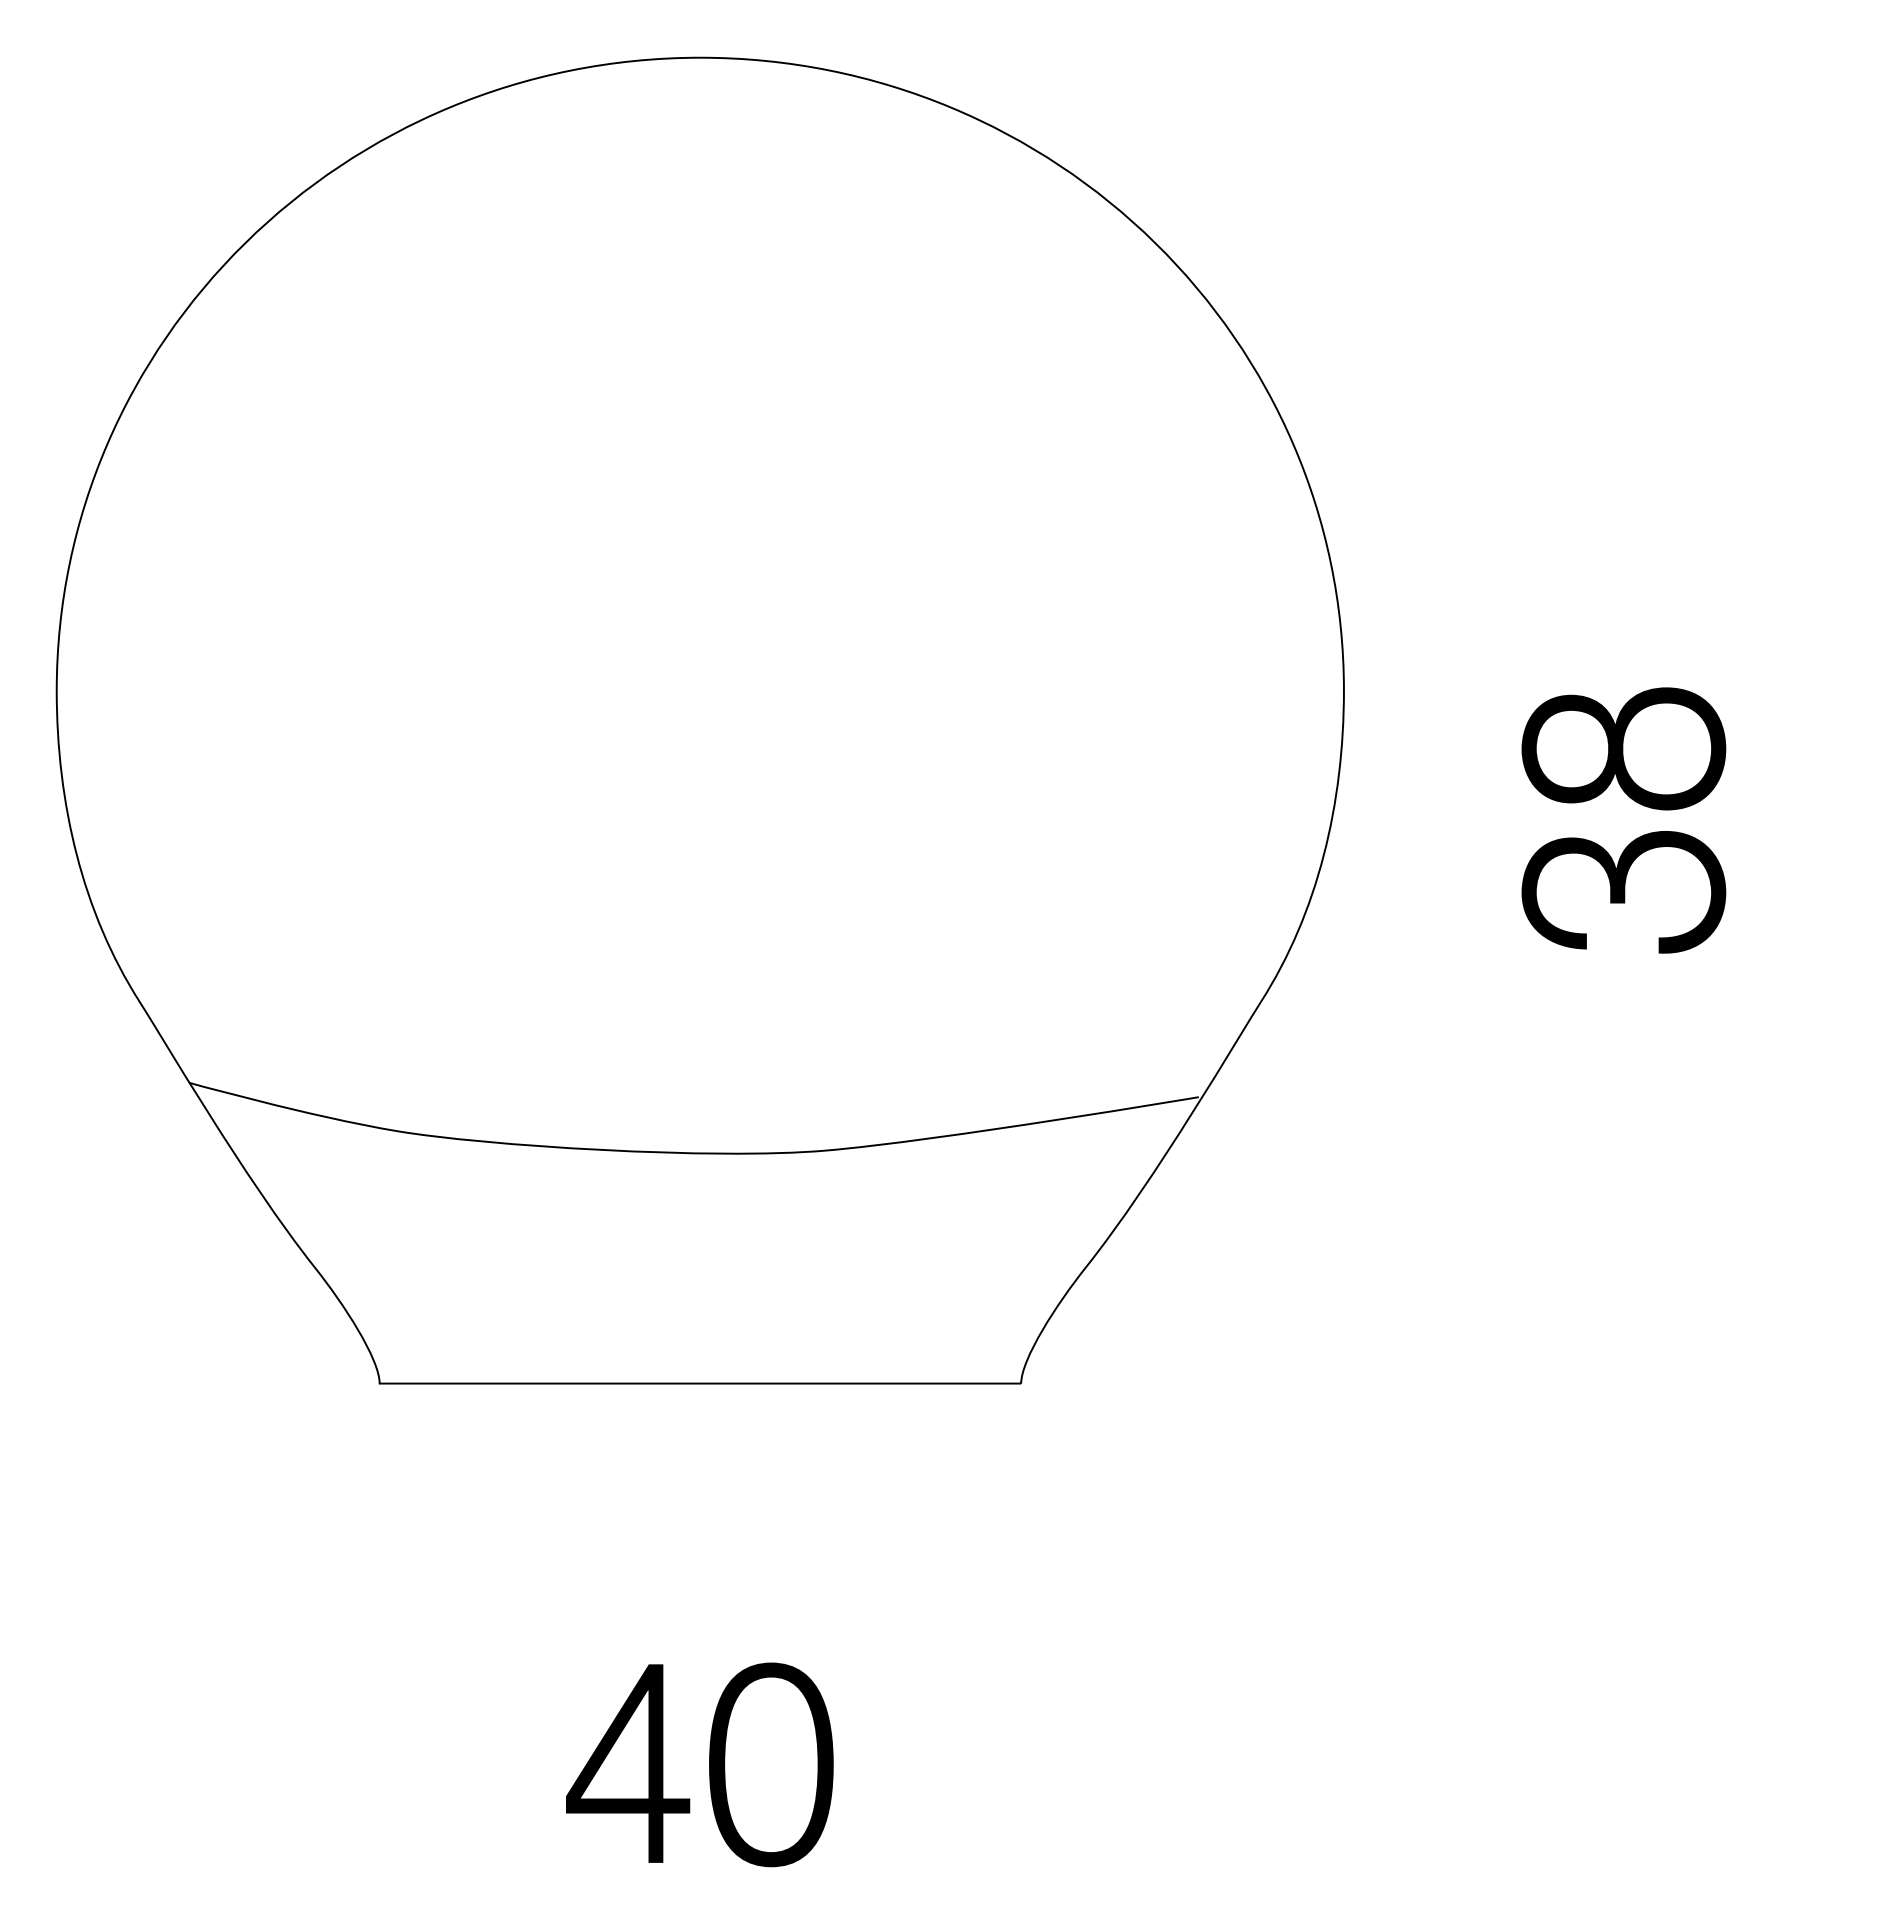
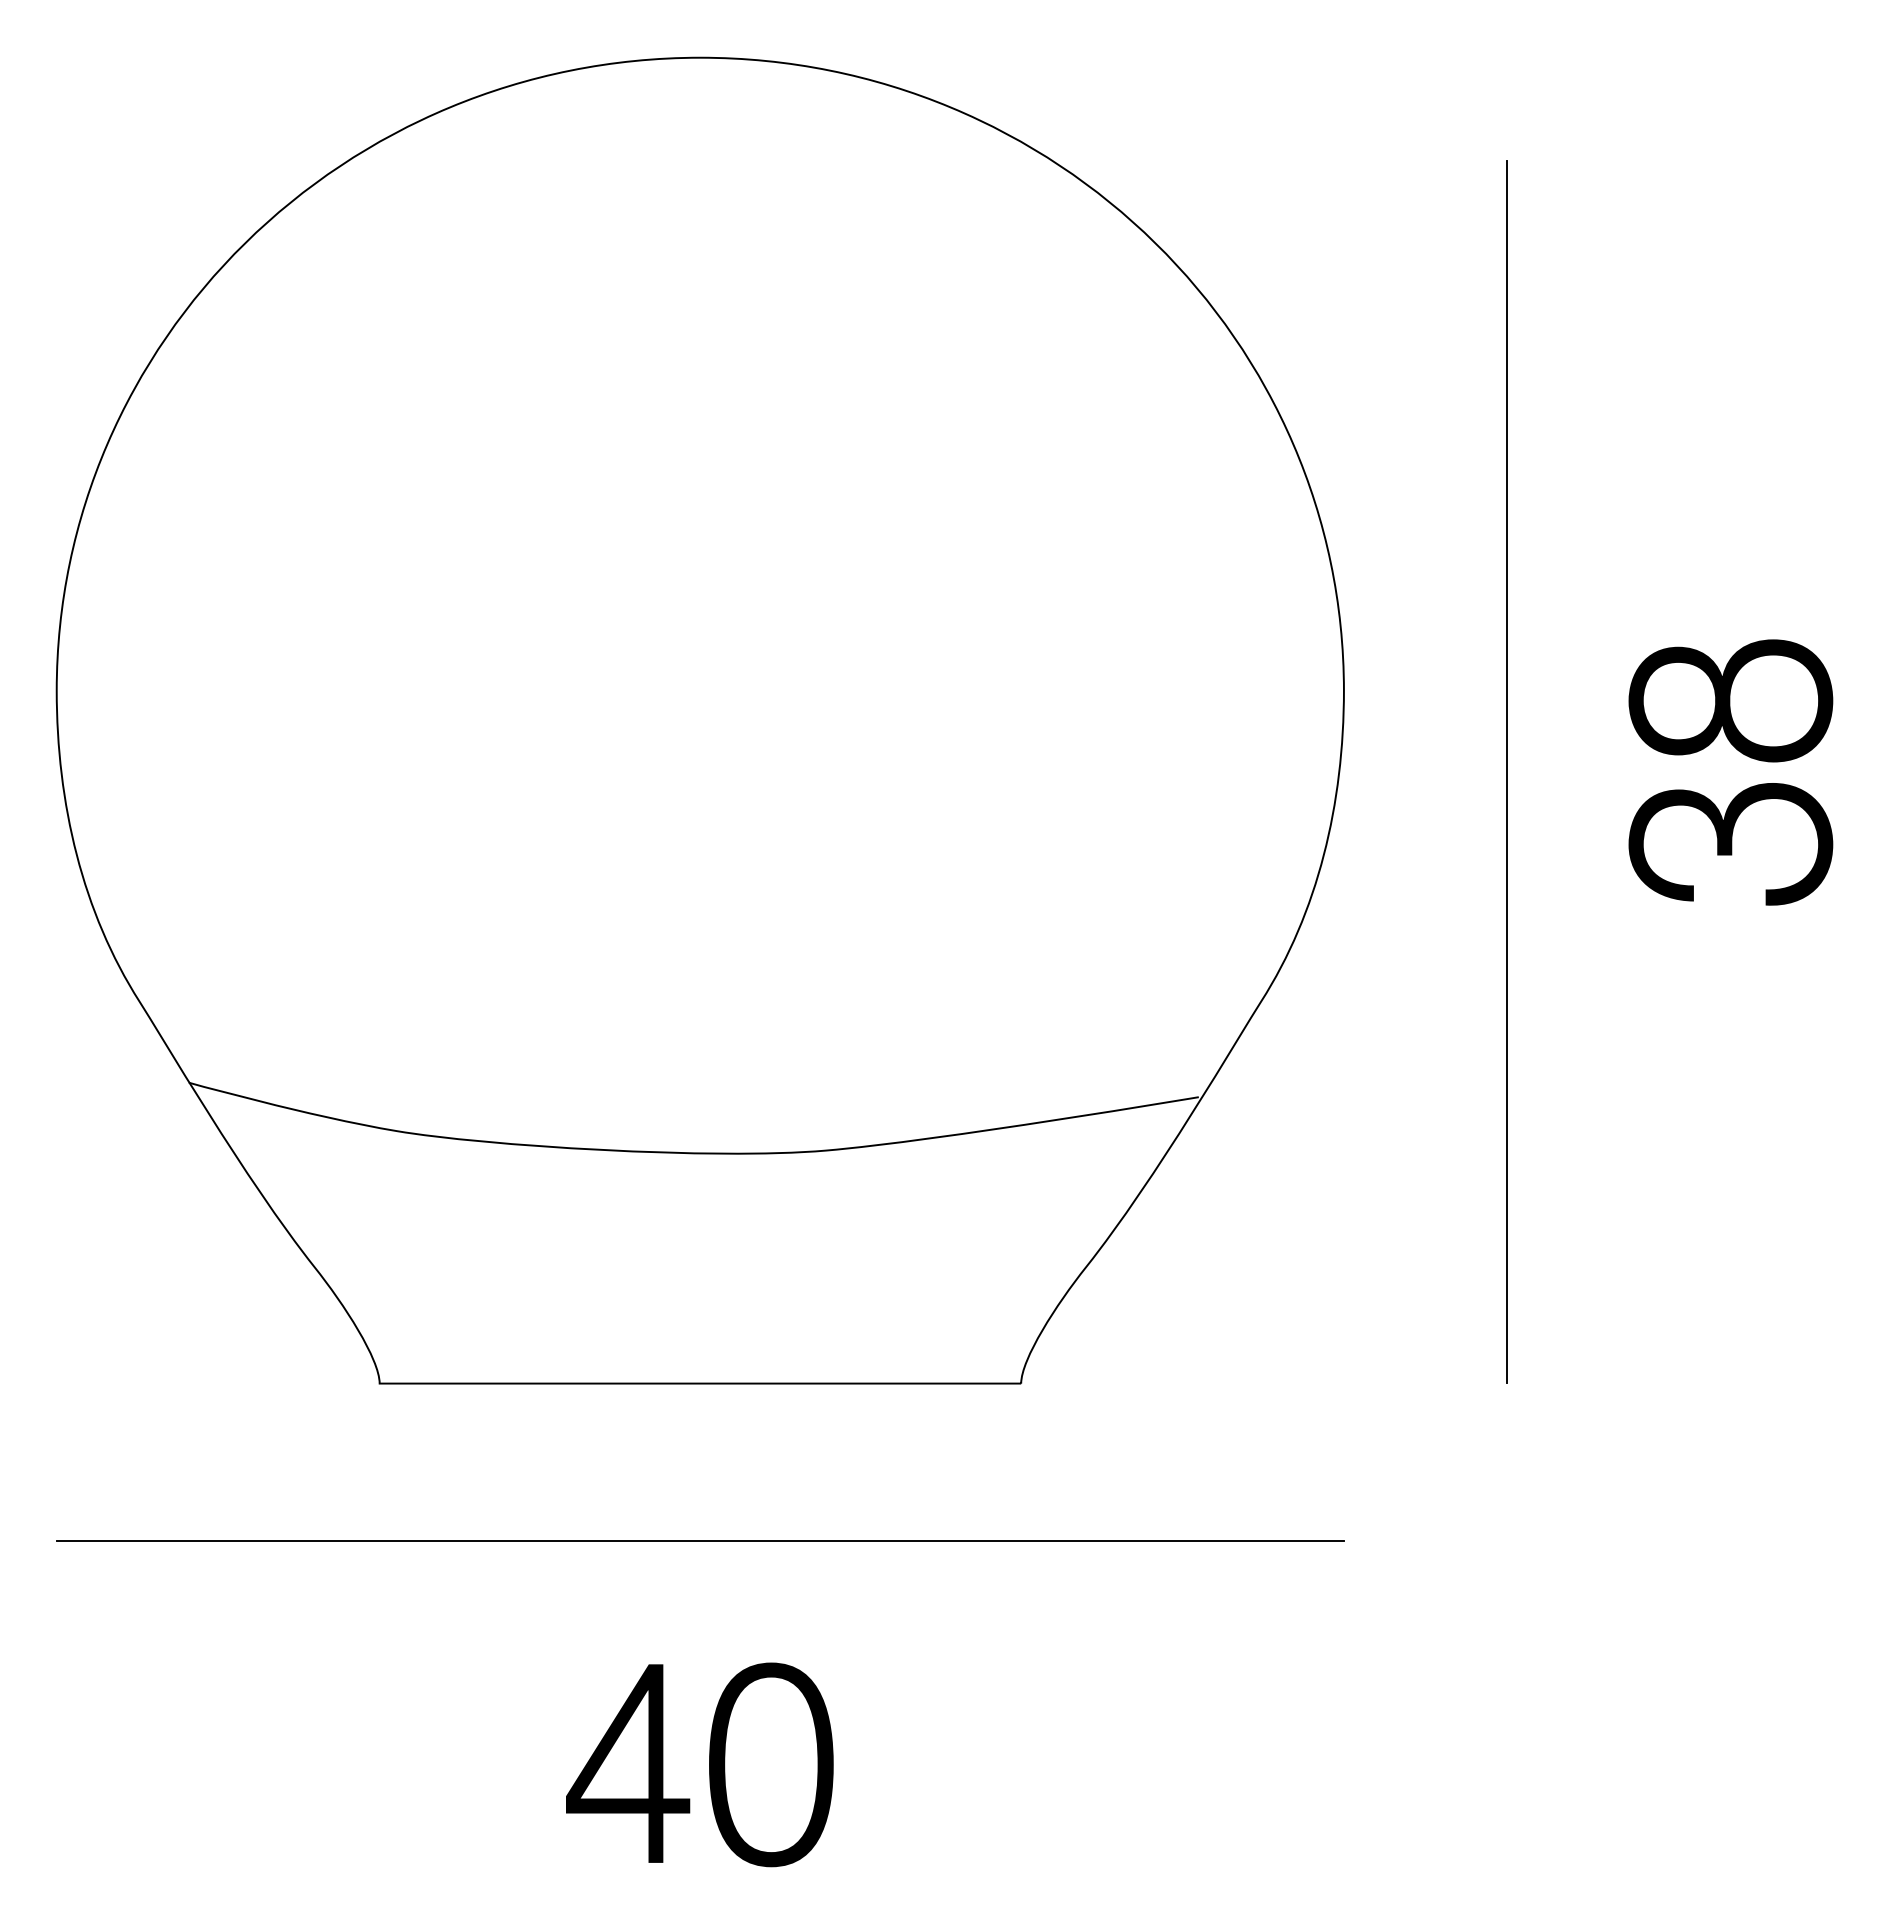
line: none -> present (1507, 771)
part position: (1635, 838) -> (1742, 790) (1742, 790)
line: none -> present (699, 1541)
